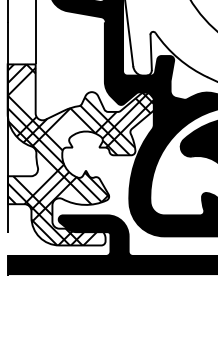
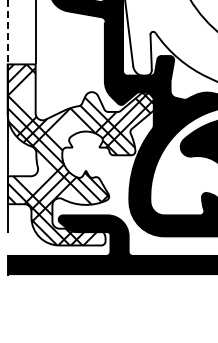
line: solid -> dashed (7, 32)
